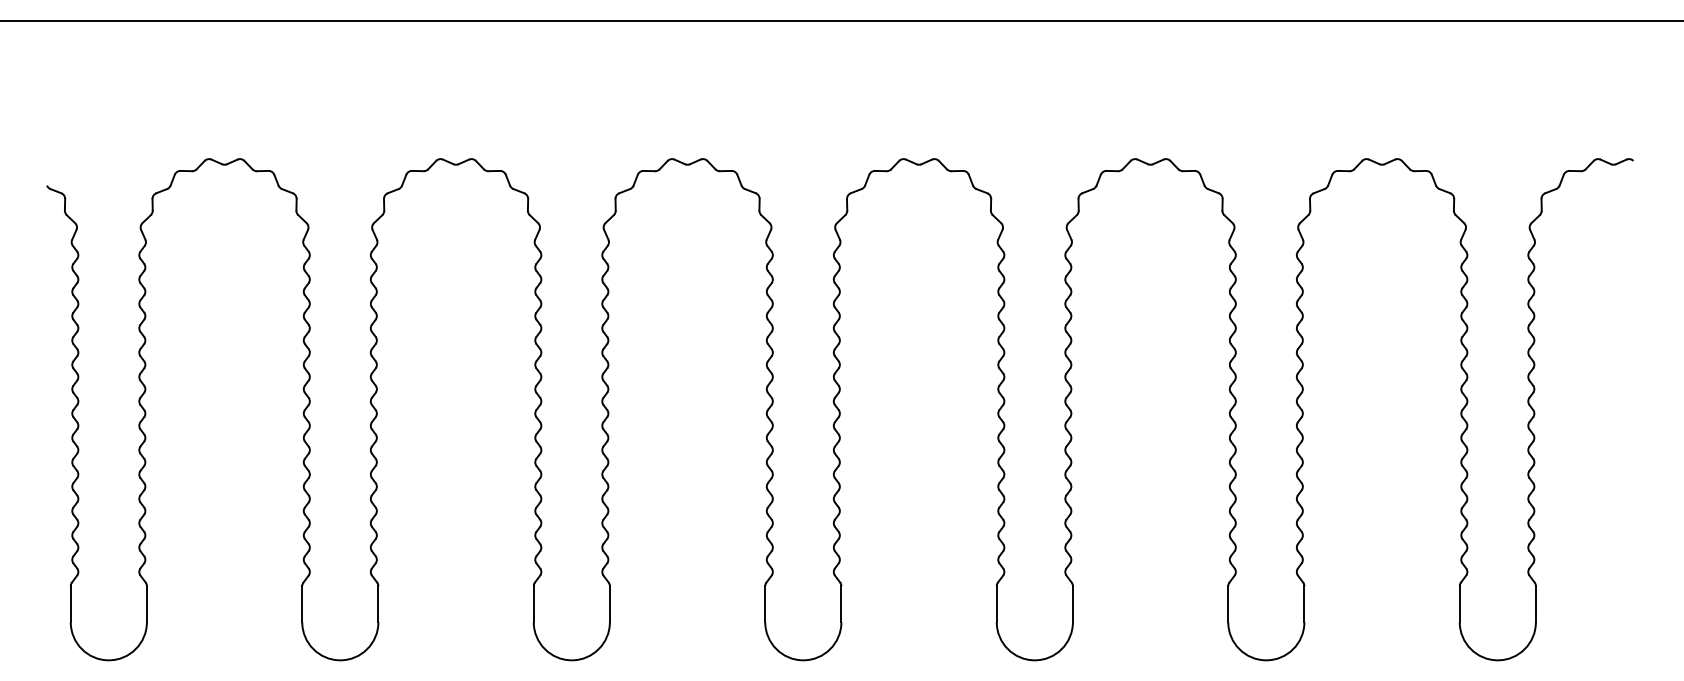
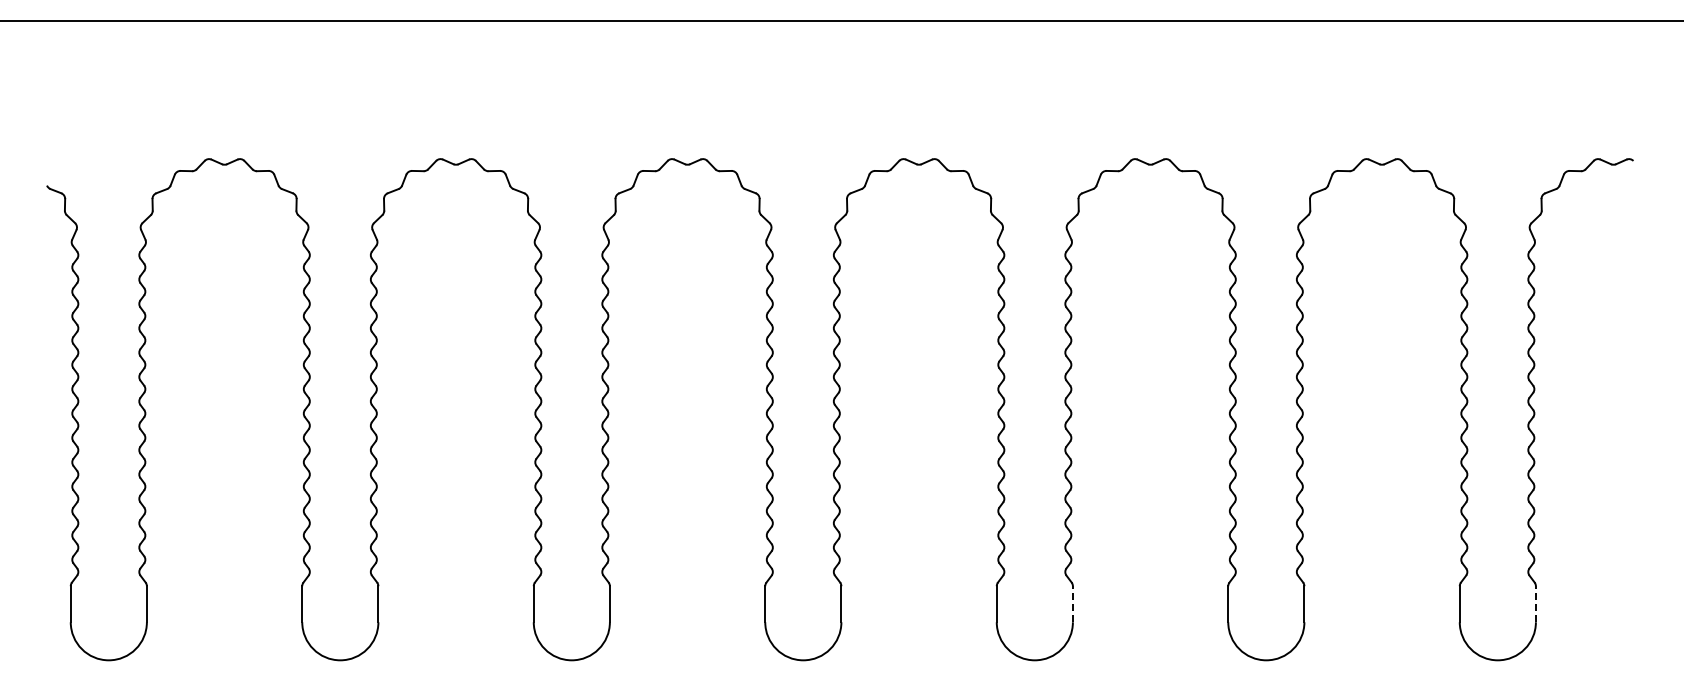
line: solid -> dashed (1072, 603)
line: solid -> dashed (1535, 603)
